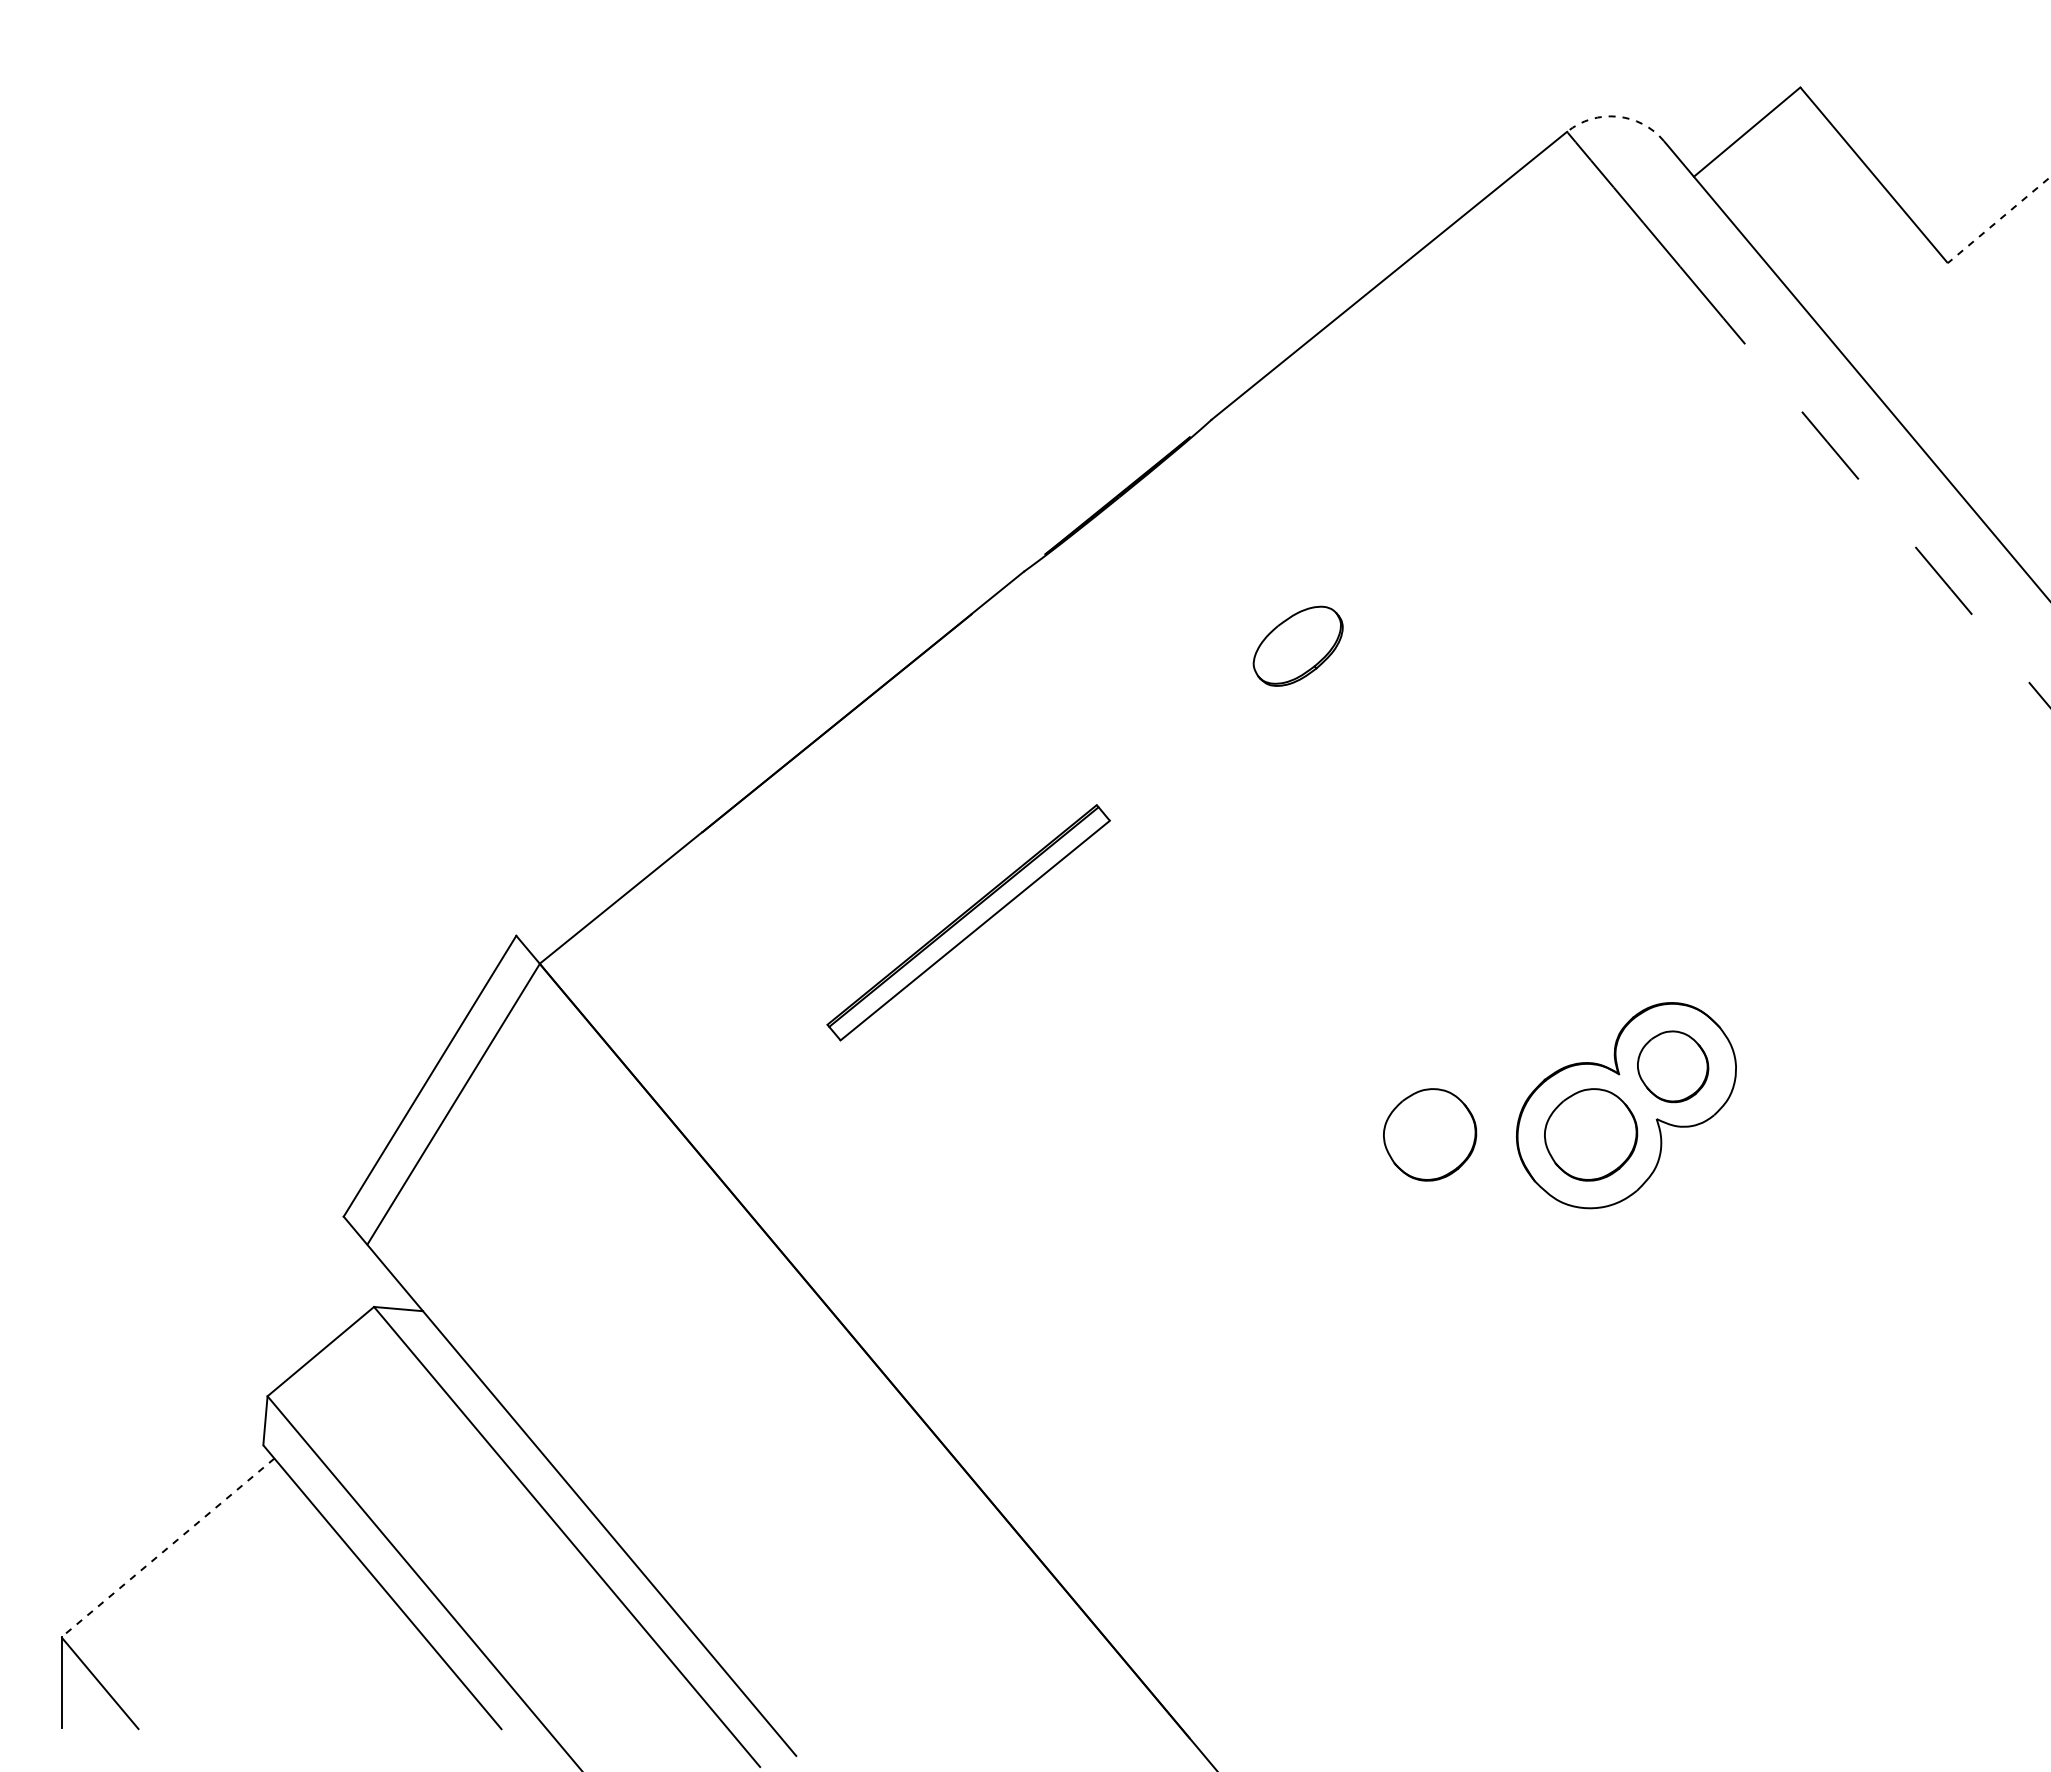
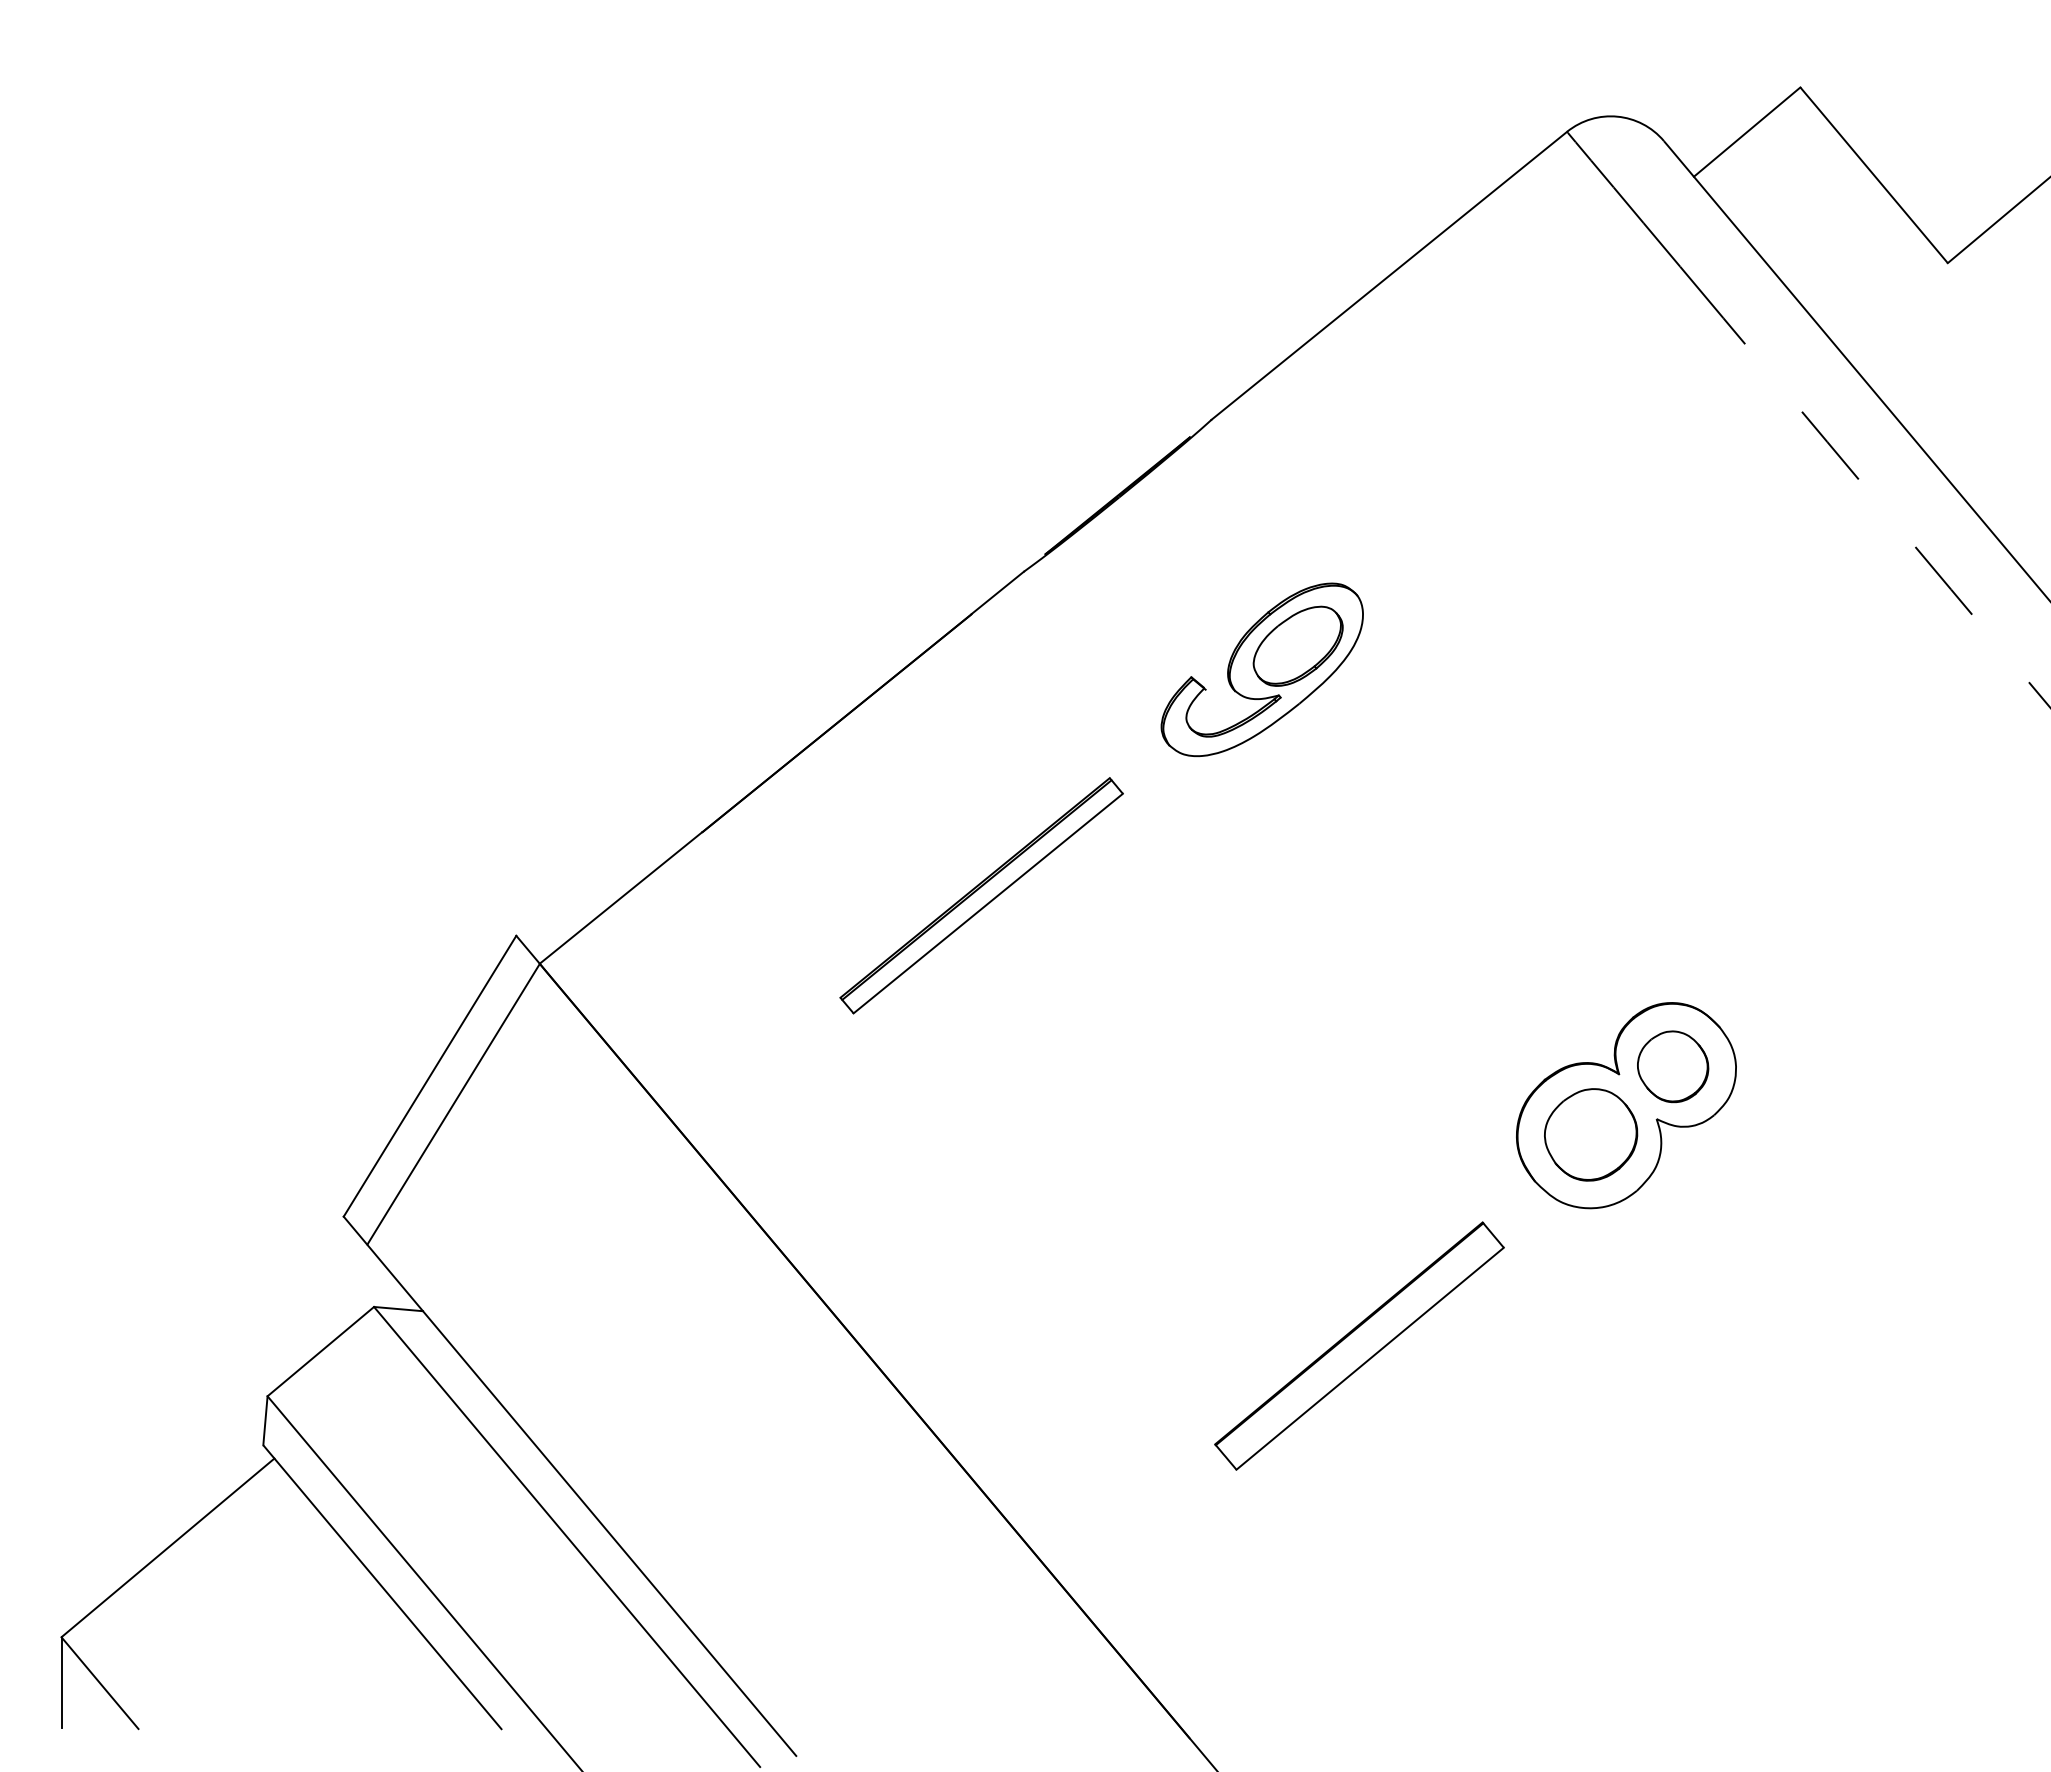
arc: dashed -> solid (1617, 116)
line: dashed -> solid (1999, 220)
part: none -> present (1261, 669)
part position: (968, 922) -> (981, 895) (981, 895)
part: present -> none (1430, 1134)
part: none -> present (1359, 1345)
line: dashed -> solid (167, 1547)
